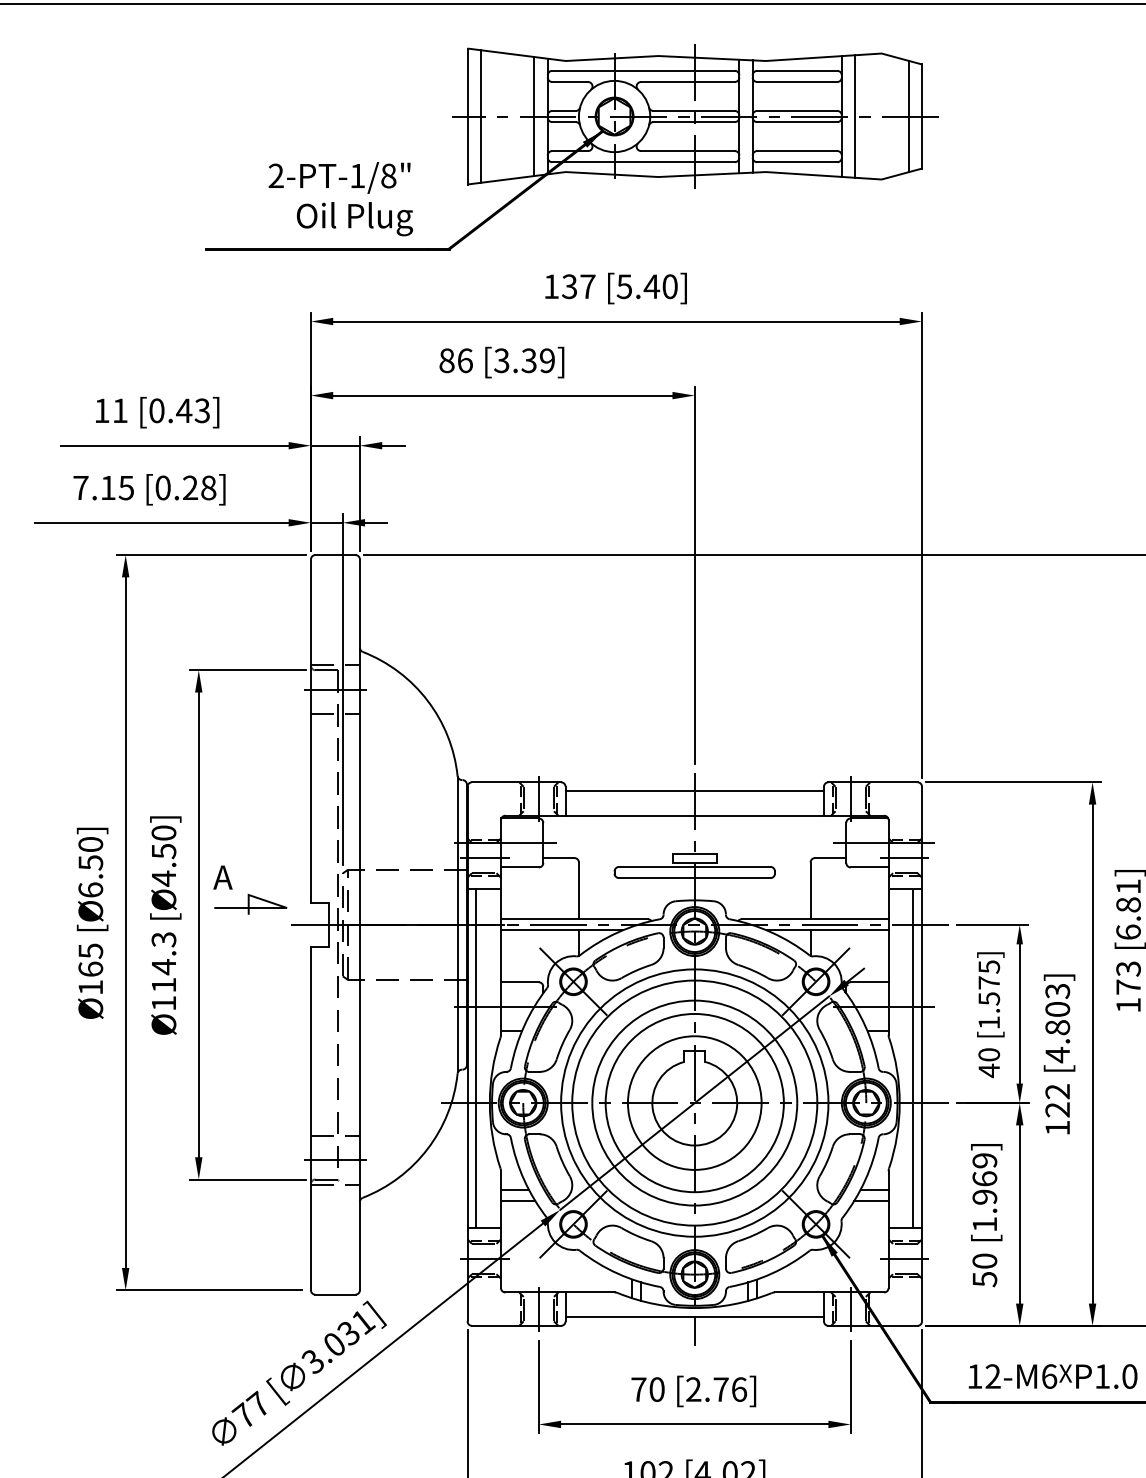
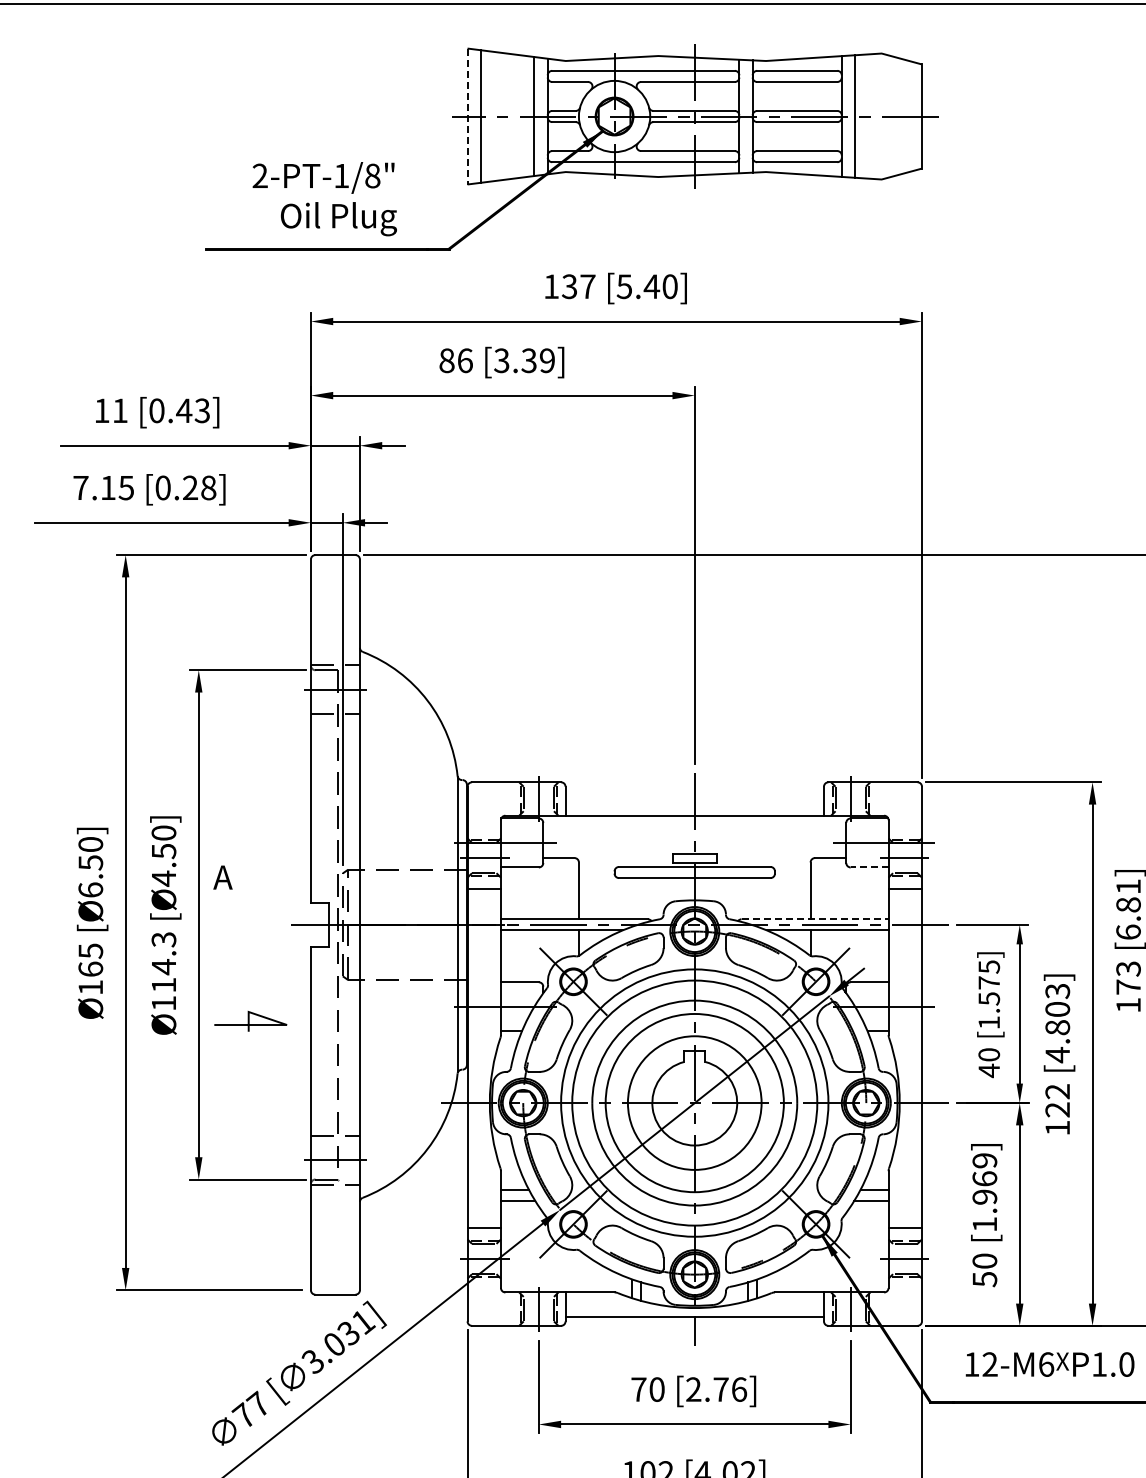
line: solid -> dashed (467, 116)
line: present -> none (908, 116)
text position: (340, 199) -> (324, 199) (324, 199)
line: present -> none (694, 791)
line: solid -> dashed (869, 867)
line position: (249, 904) -> (249, 1021) (249, 1021)
line: solid -> dashed (815, 919)
line: present -> none (476, 1058)
line: present -> none (913, 1058)
text position: (1052, 1376) -> (1049, 1364) (1049, 1364)
